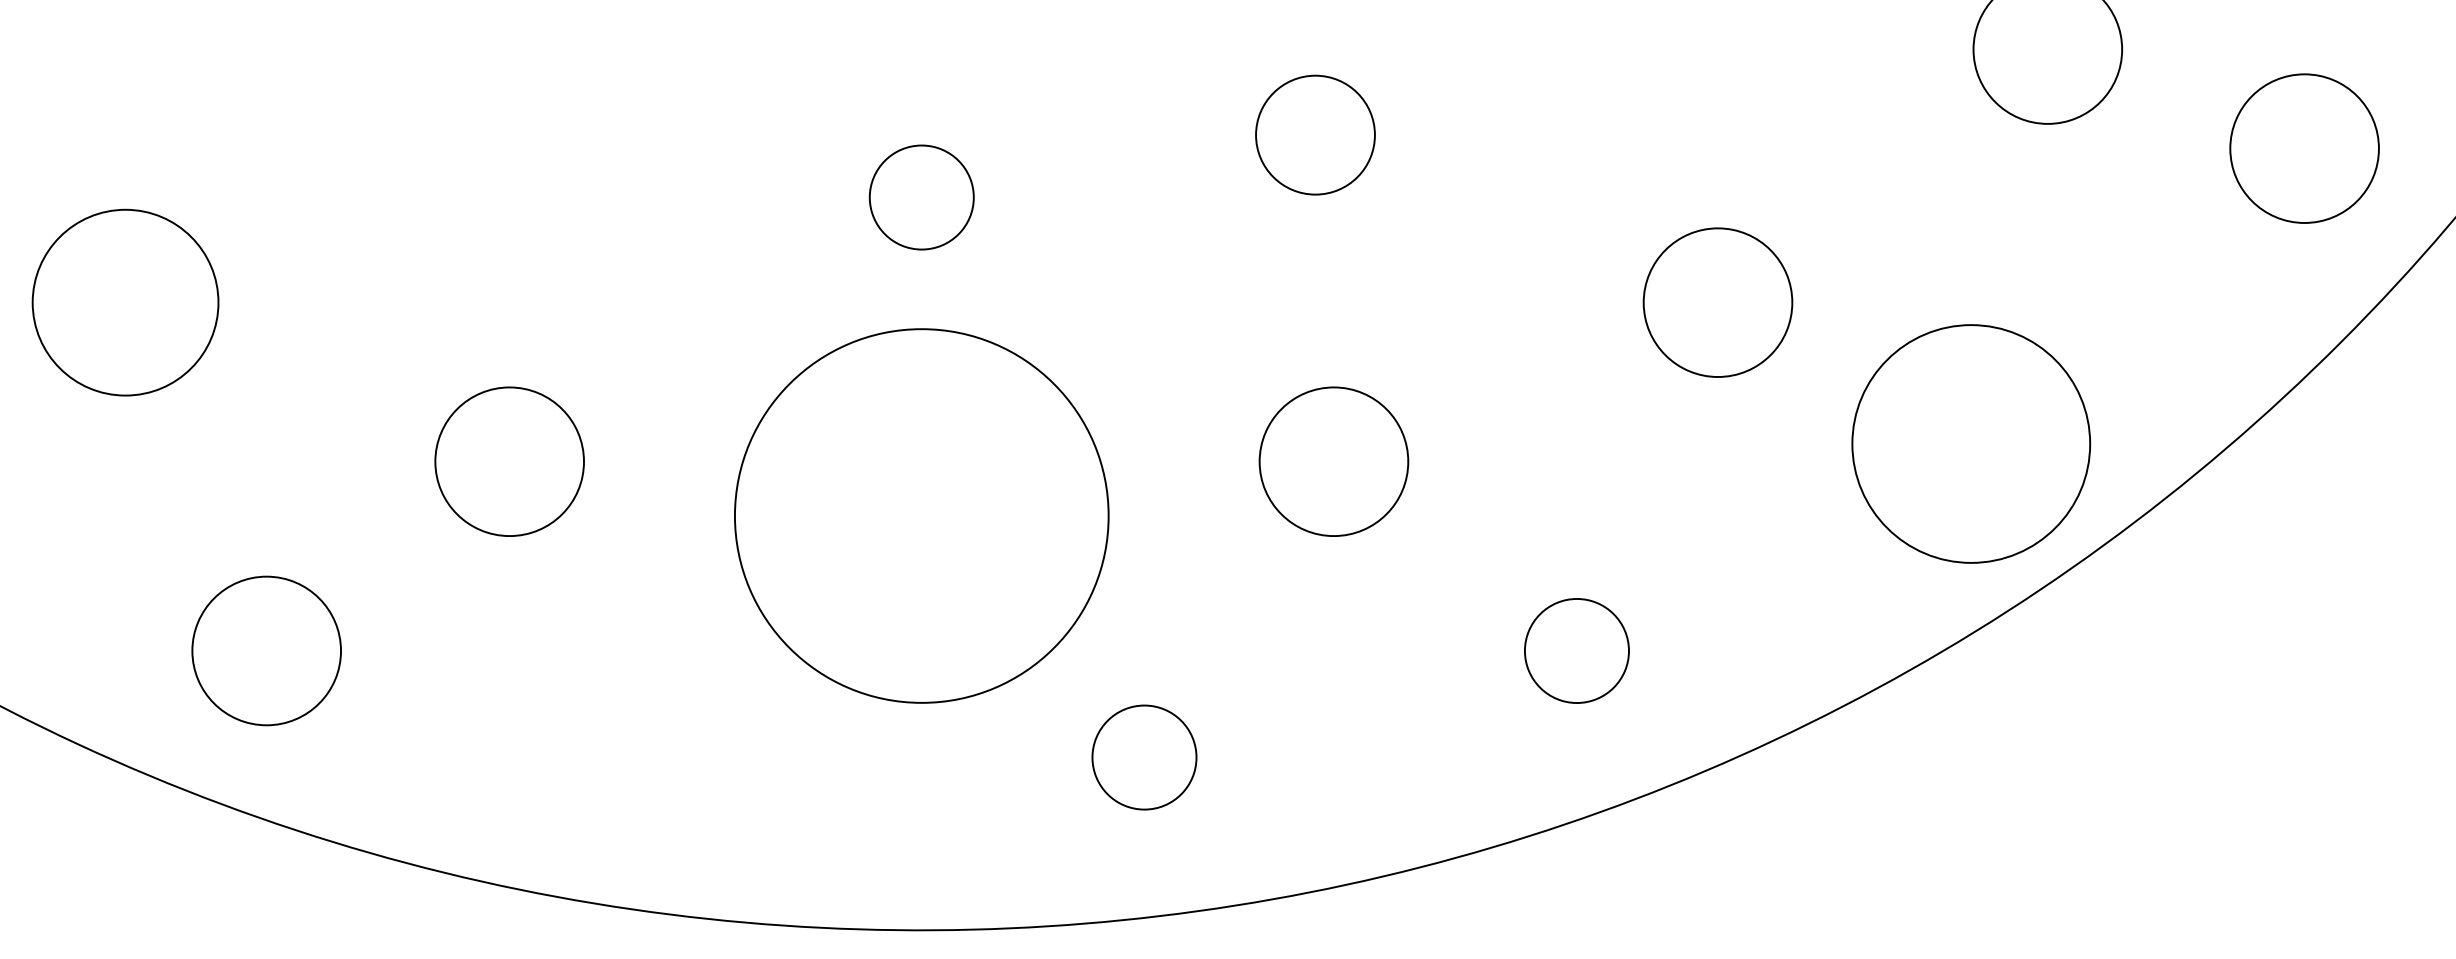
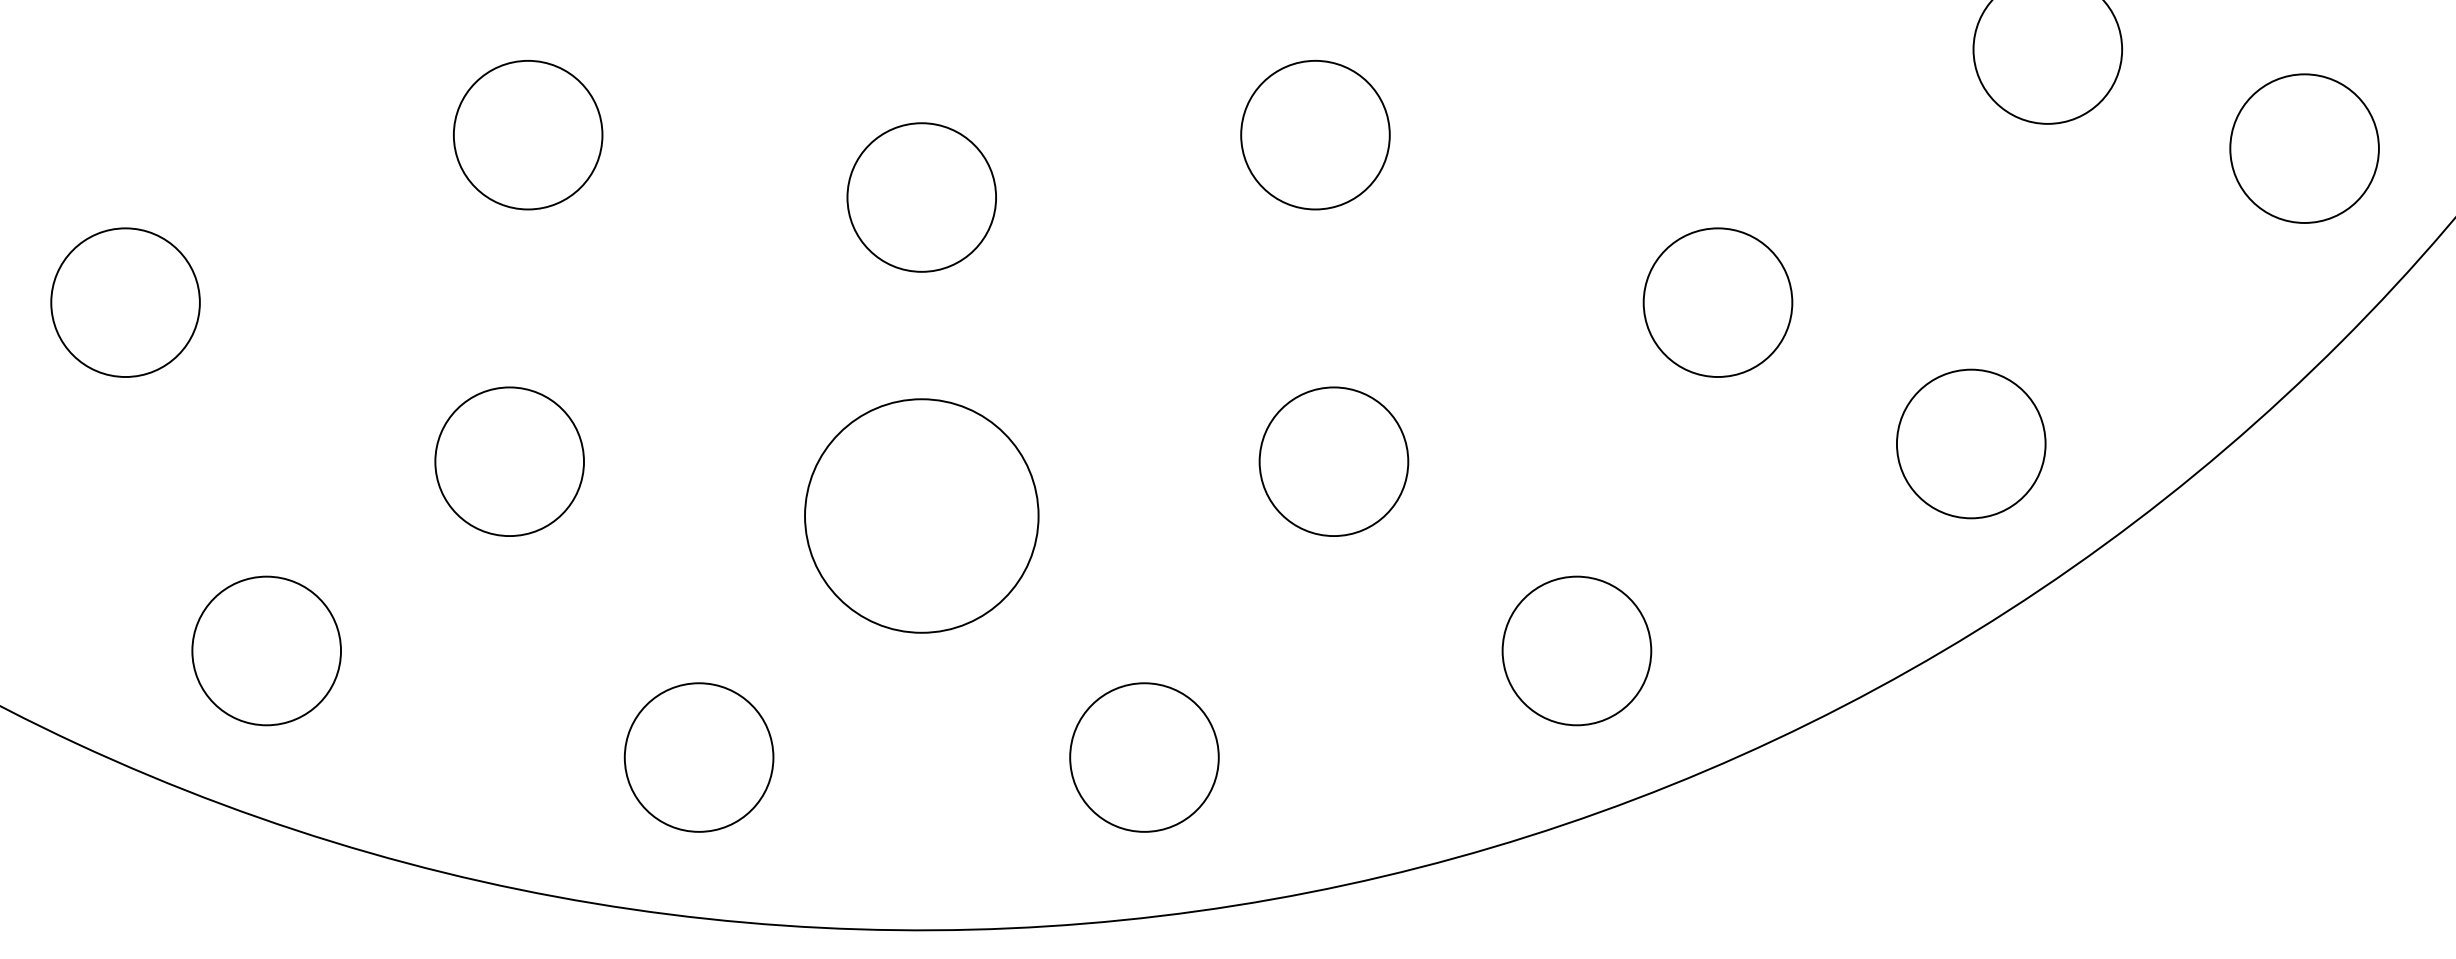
circle diameter: 119 px -> 149 px (1315, 134)
circle: none -> present (528, 135)
circle diameter: 104 px -> 149 px (921, 197)
circle diameter: 186 px -> 149 px (125, 302)
circle diameter: 238 px -> 149 px (1970, 443)
circle diameter: 374 px -> 234 px (921, 515)
circle size: 106x106 px -> 152x152 px (1576, 650)
circle: none -> present (698, 757)
circle diameter: 104 px -> 149 px (1144, 757)
